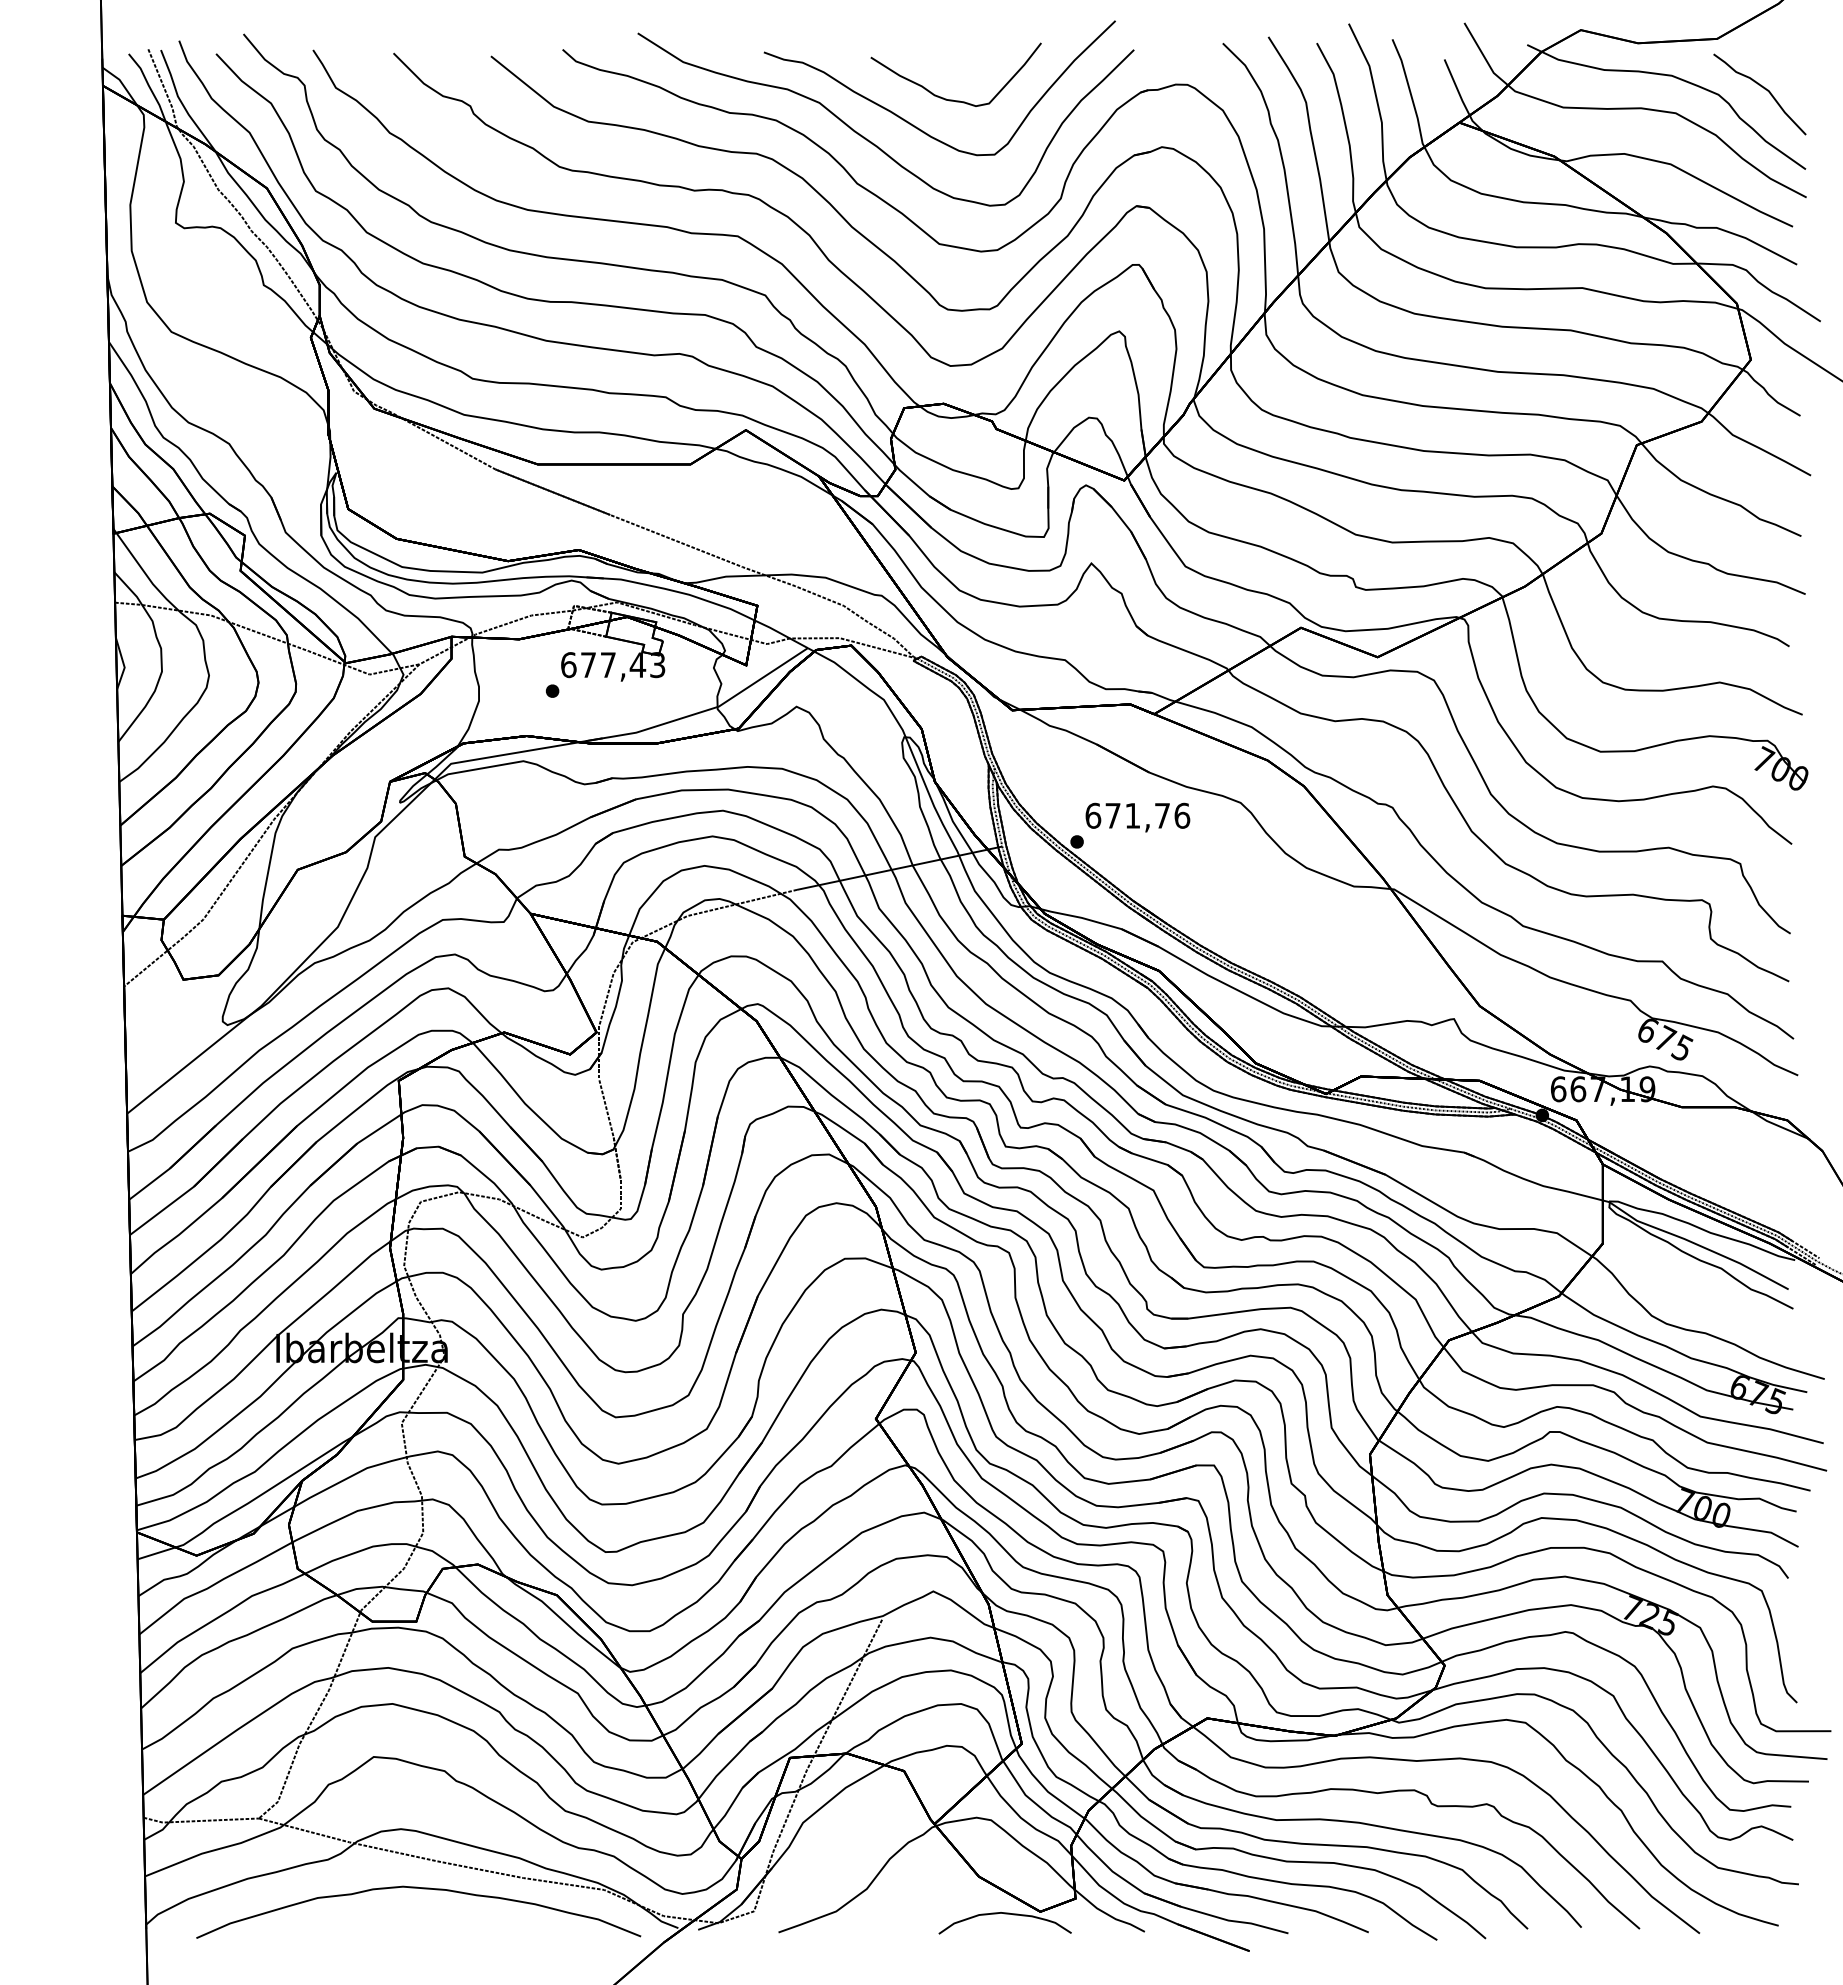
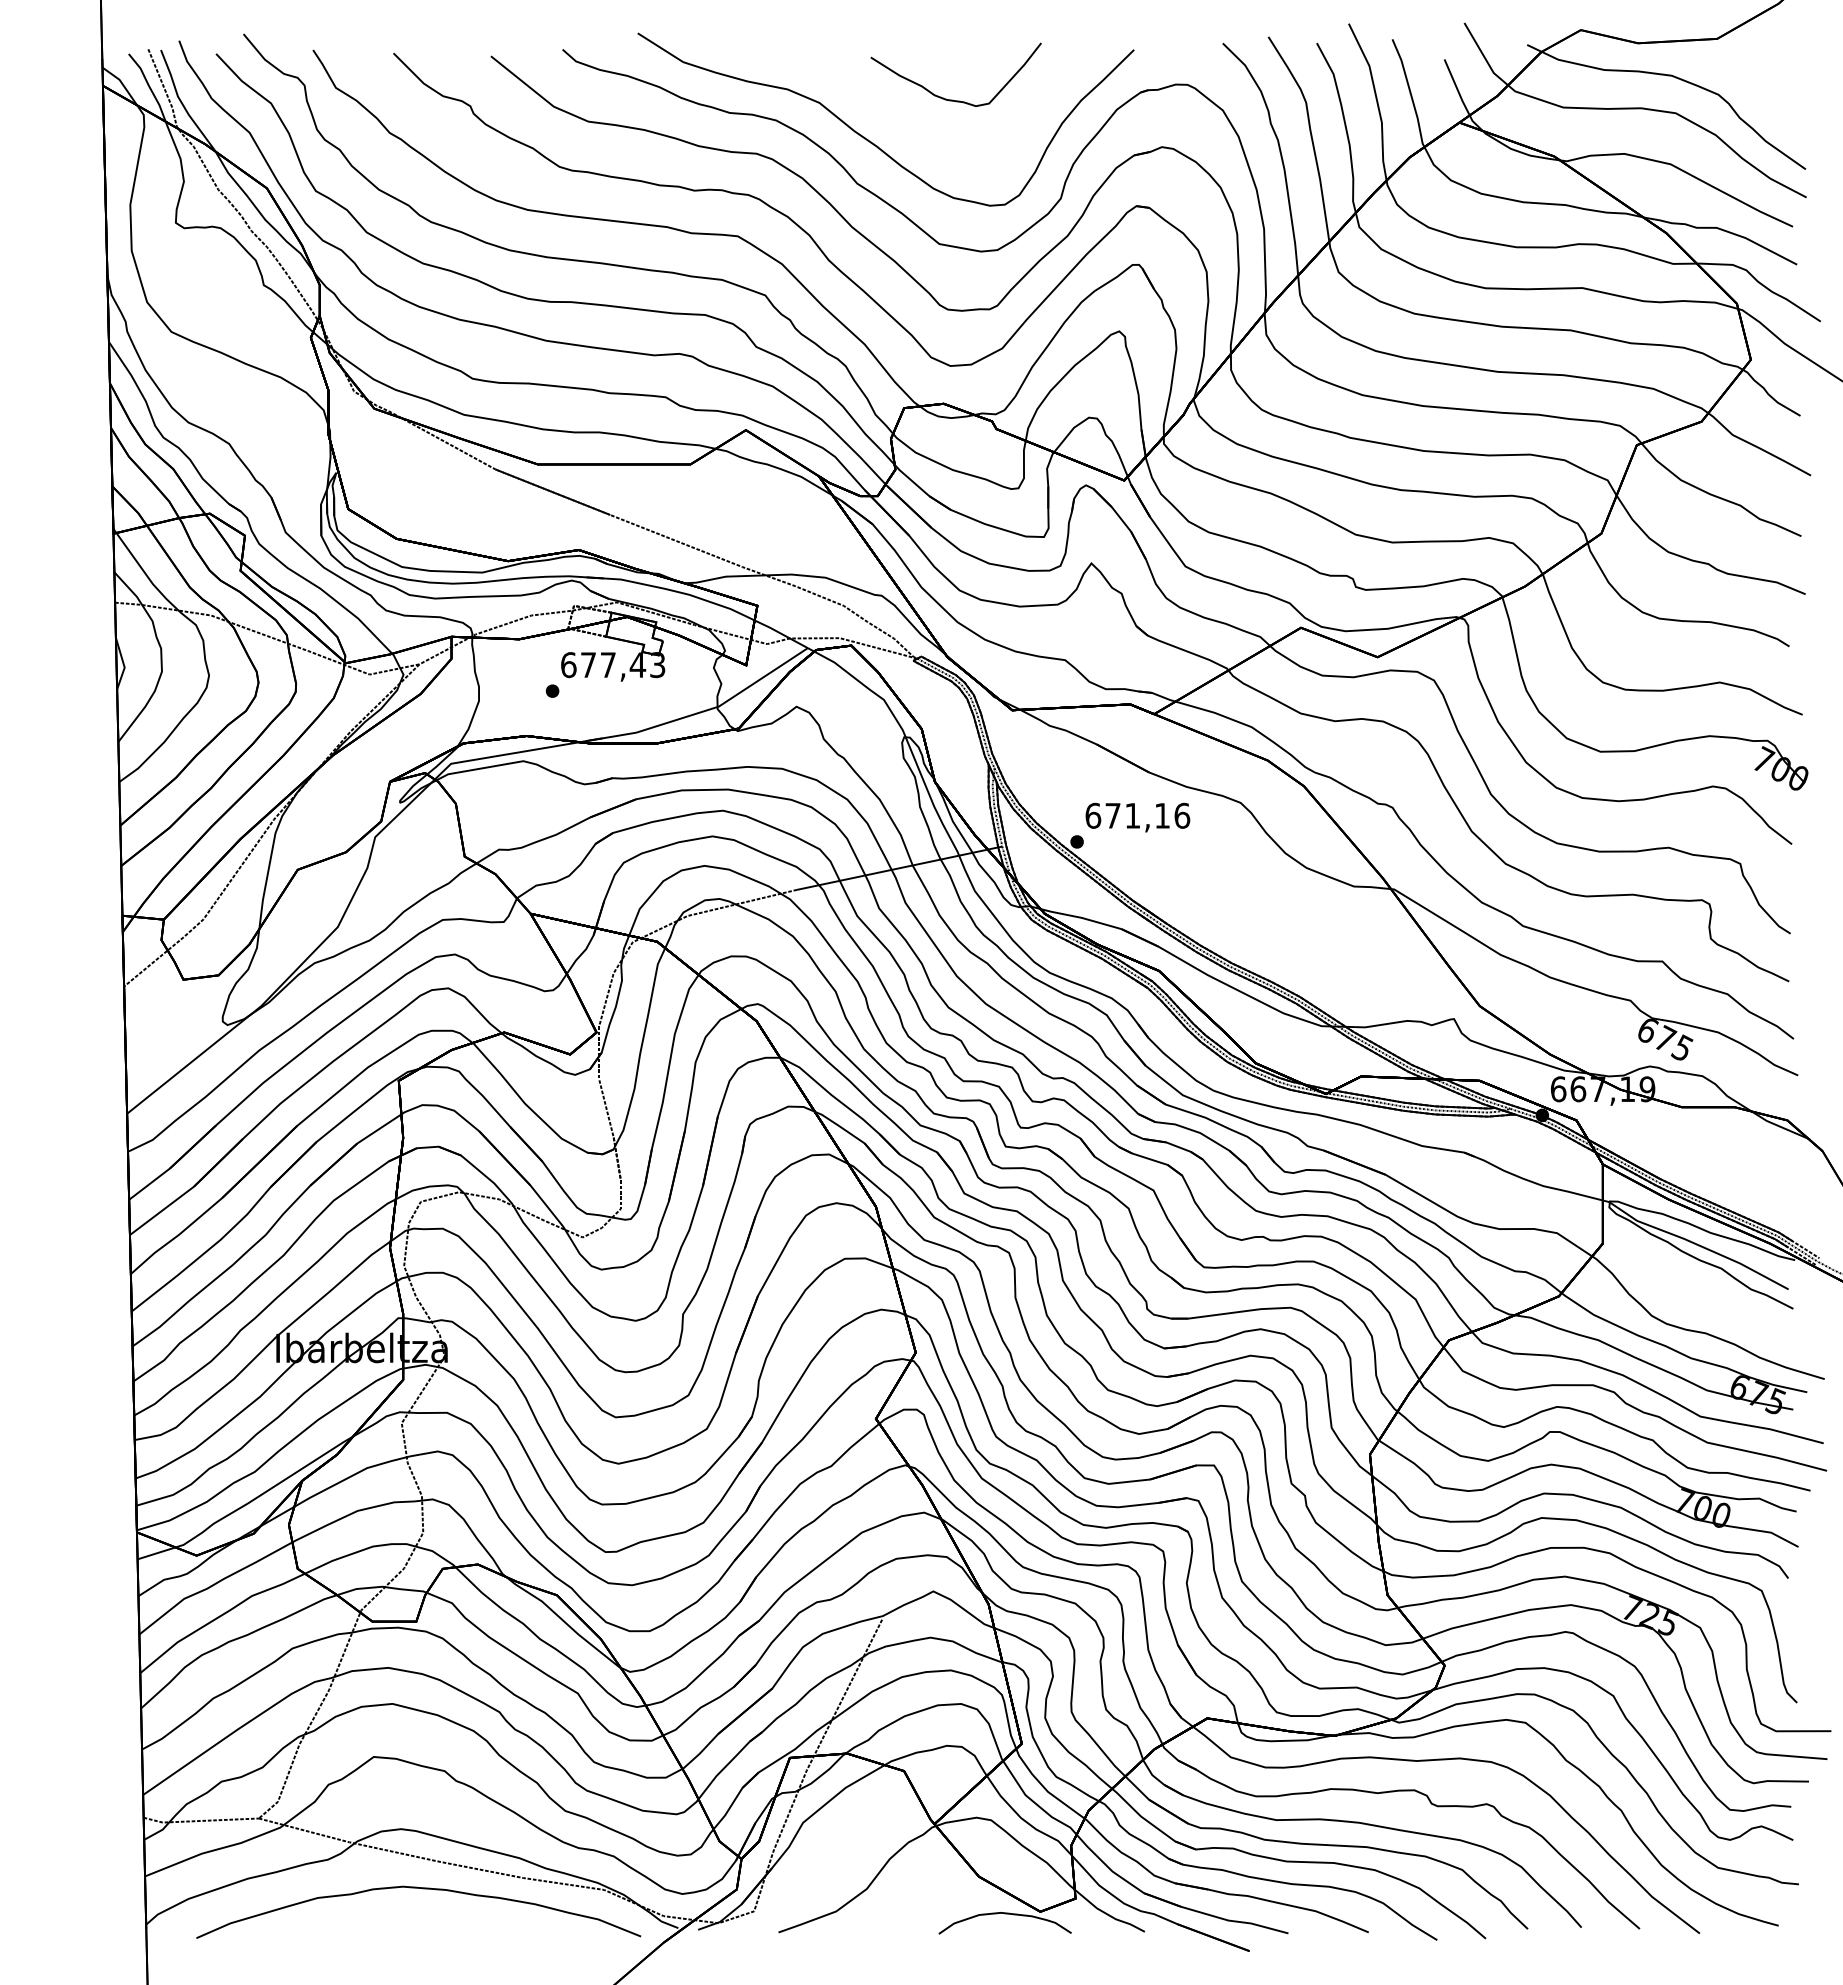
part: present -> none (1764, 89)
part: present -> none (918, 127)
text: 671,76 -> 671,16 (1162, 815)
